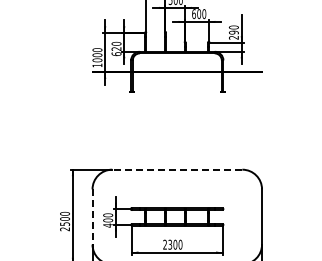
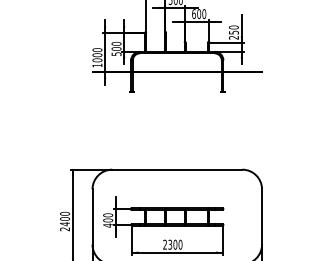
text: 290 -> 250 (233, 32)
text: 620 -> 500 (116, 51)
line: dashed -> solid (176, 169)
line: dashed -> solid (92, 216)
text: 2500 -> 2400 (65, 224)
